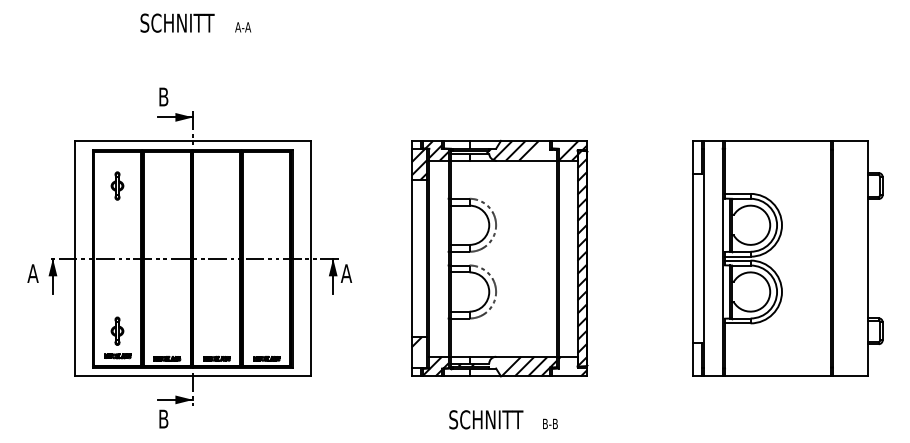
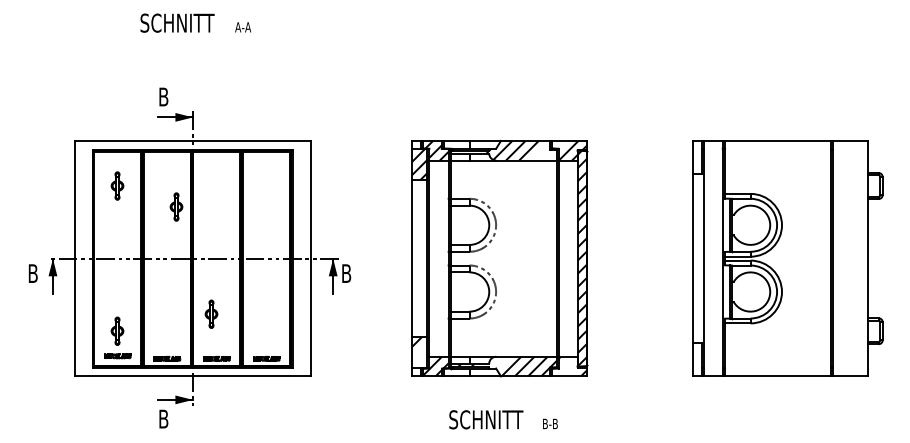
part: none -> present (176, 206)
text: A -> B (32, 273)
text: A -> B (346, 273)
part: none -> present (211, 313)
